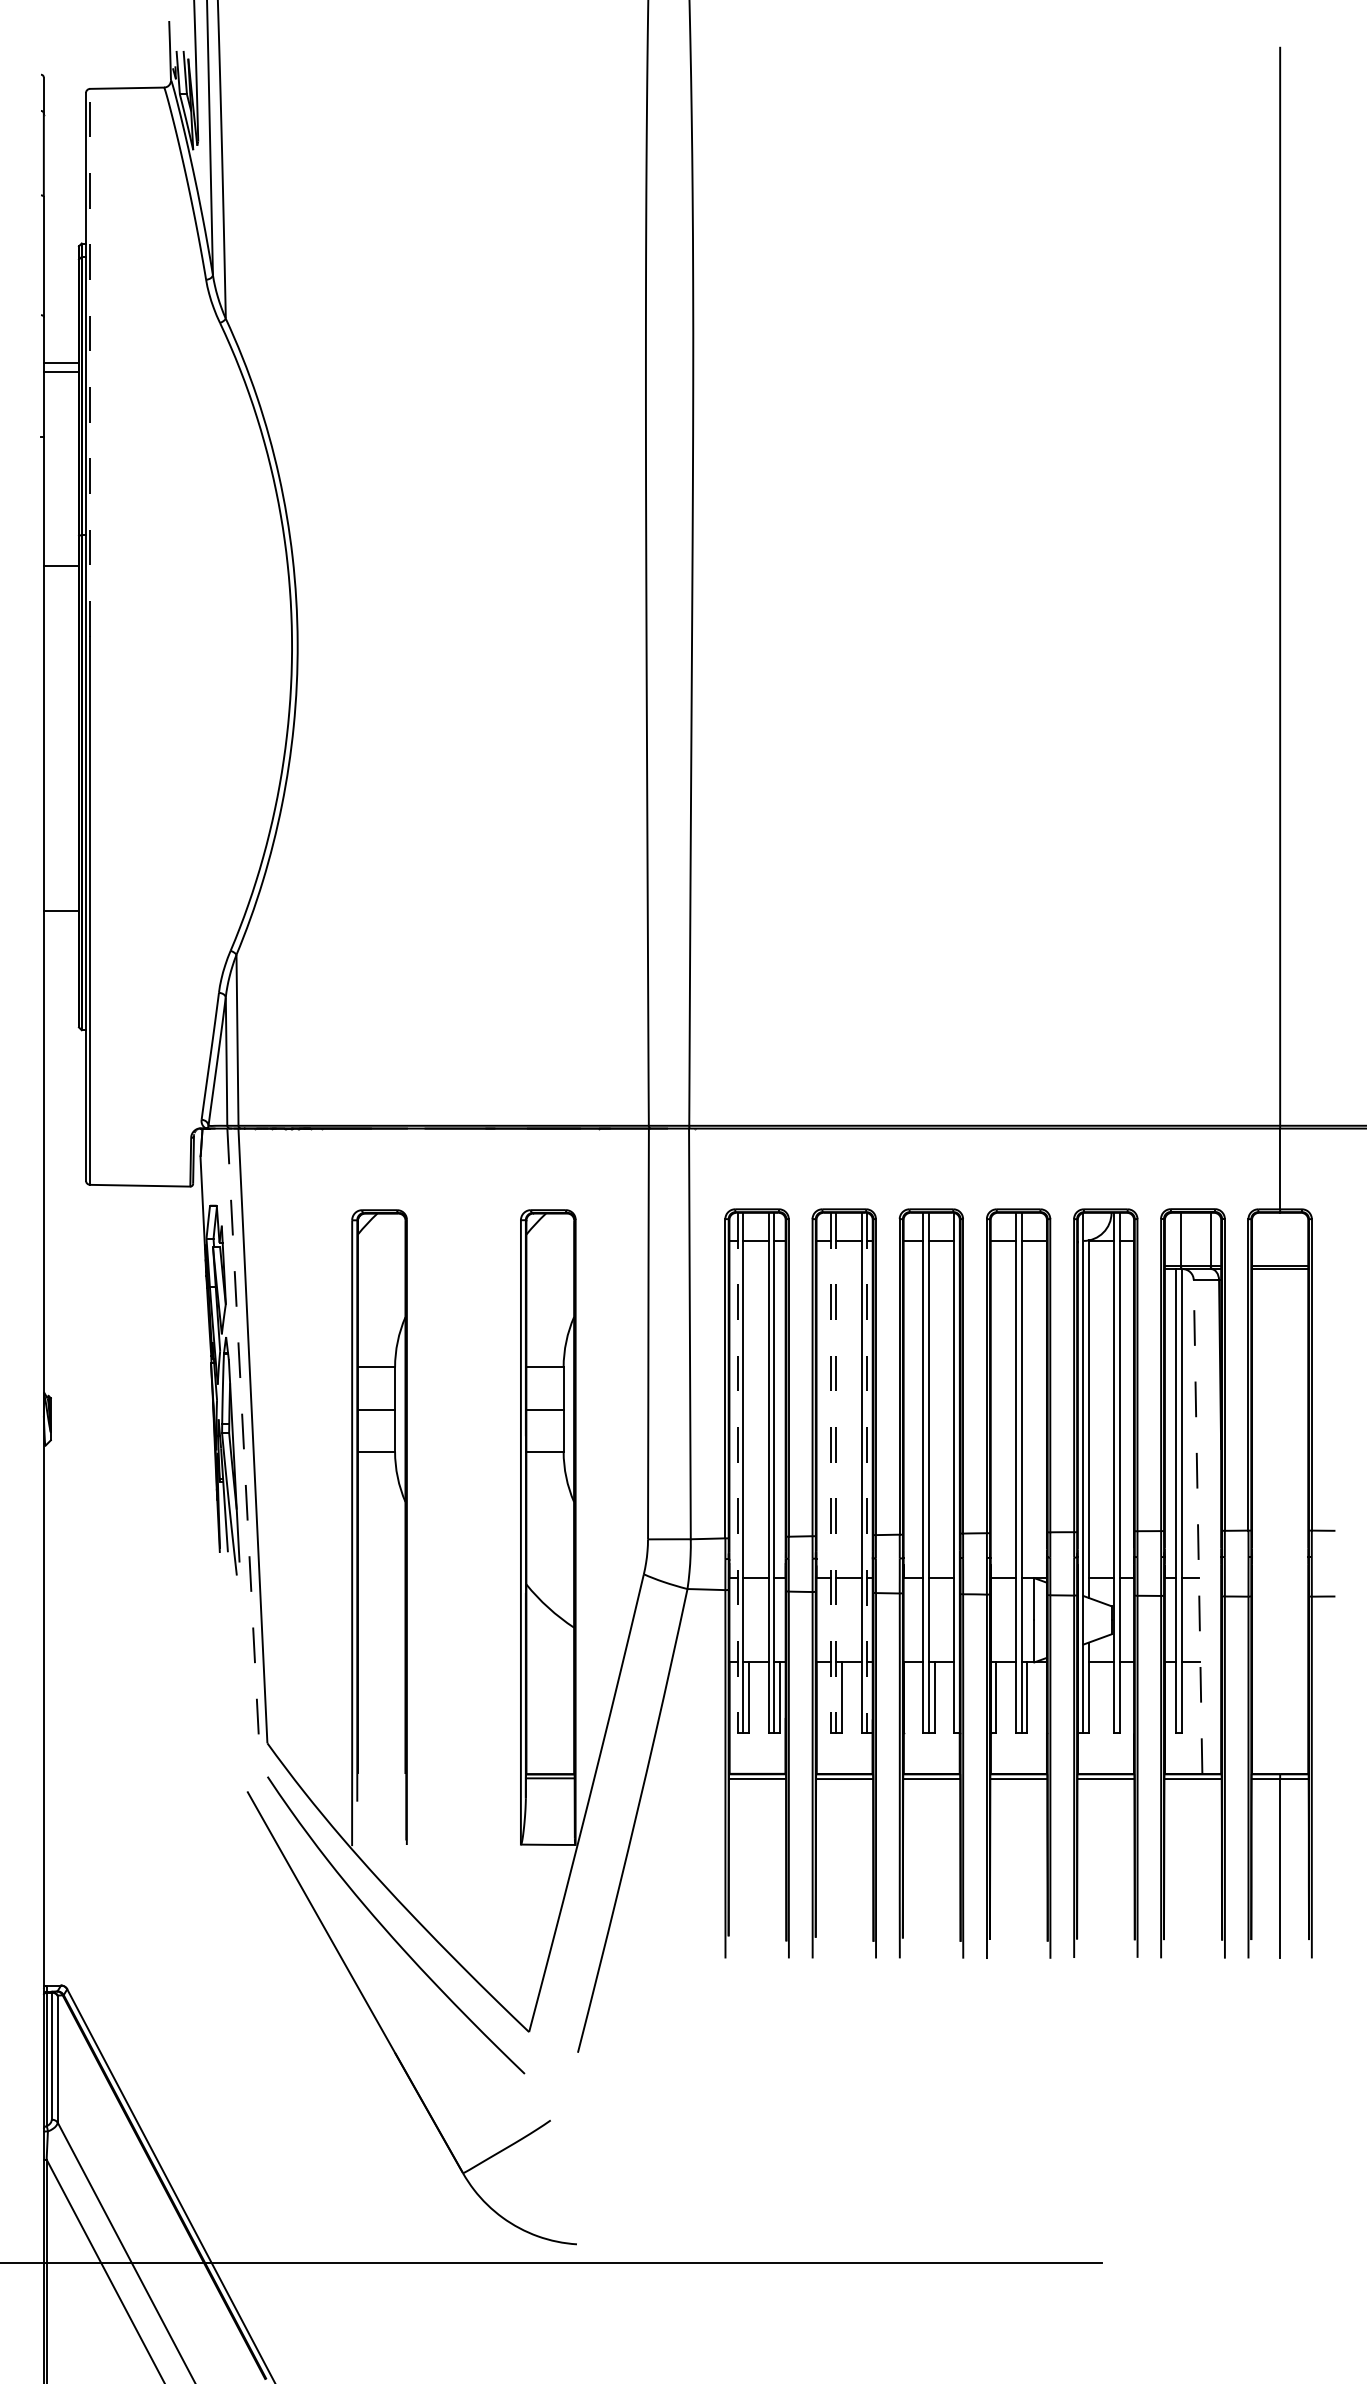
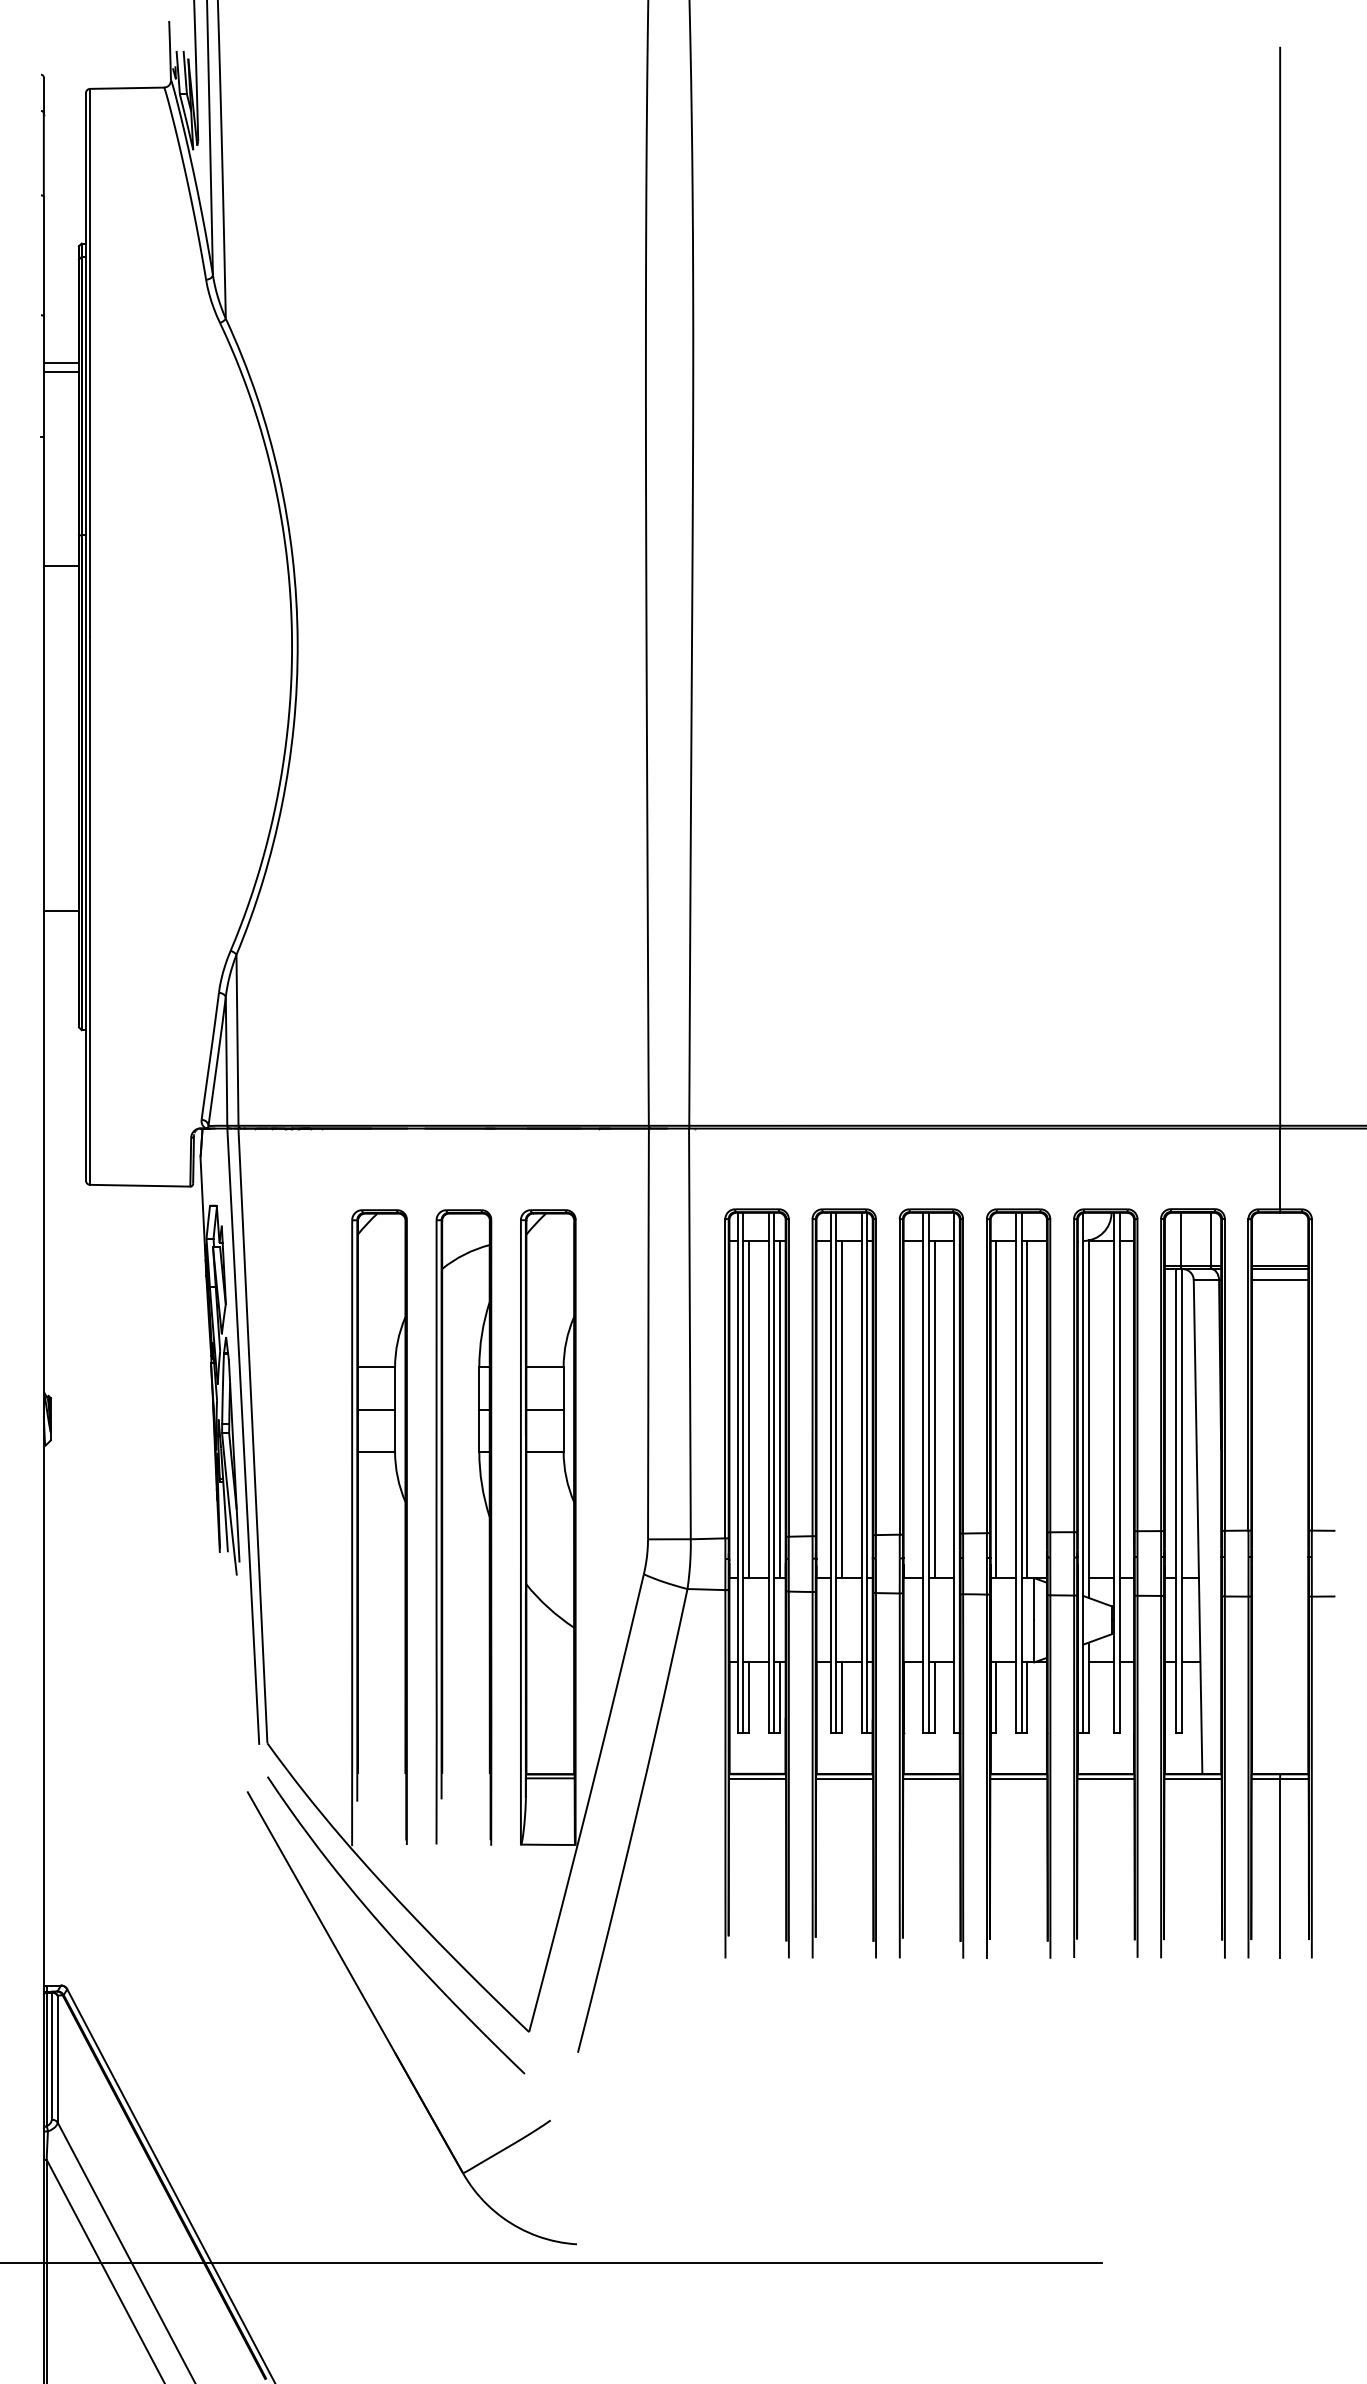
line: dashed -> solid (90, 362)
line: none -> present (1280, 1280)
line: none -> present (749, 1409)
line: none -> present (780, 1409)
line: none -> present (841, 1409)
line: none -> present (934, 1409)
line: none -> present (996, 1409)
line: none -> present (1027, 1409)
line: dashed -> solid (243, 1436)
line: dashed -> solid (737, 1472)
line: dashed -> solid (830, 1472)
line: dashed -> solid (836, 1472)
line: dashed -> solid (867, 1472)
part: none -> present (443, 1527)
line: dashed -> solid (1198, 1527)
